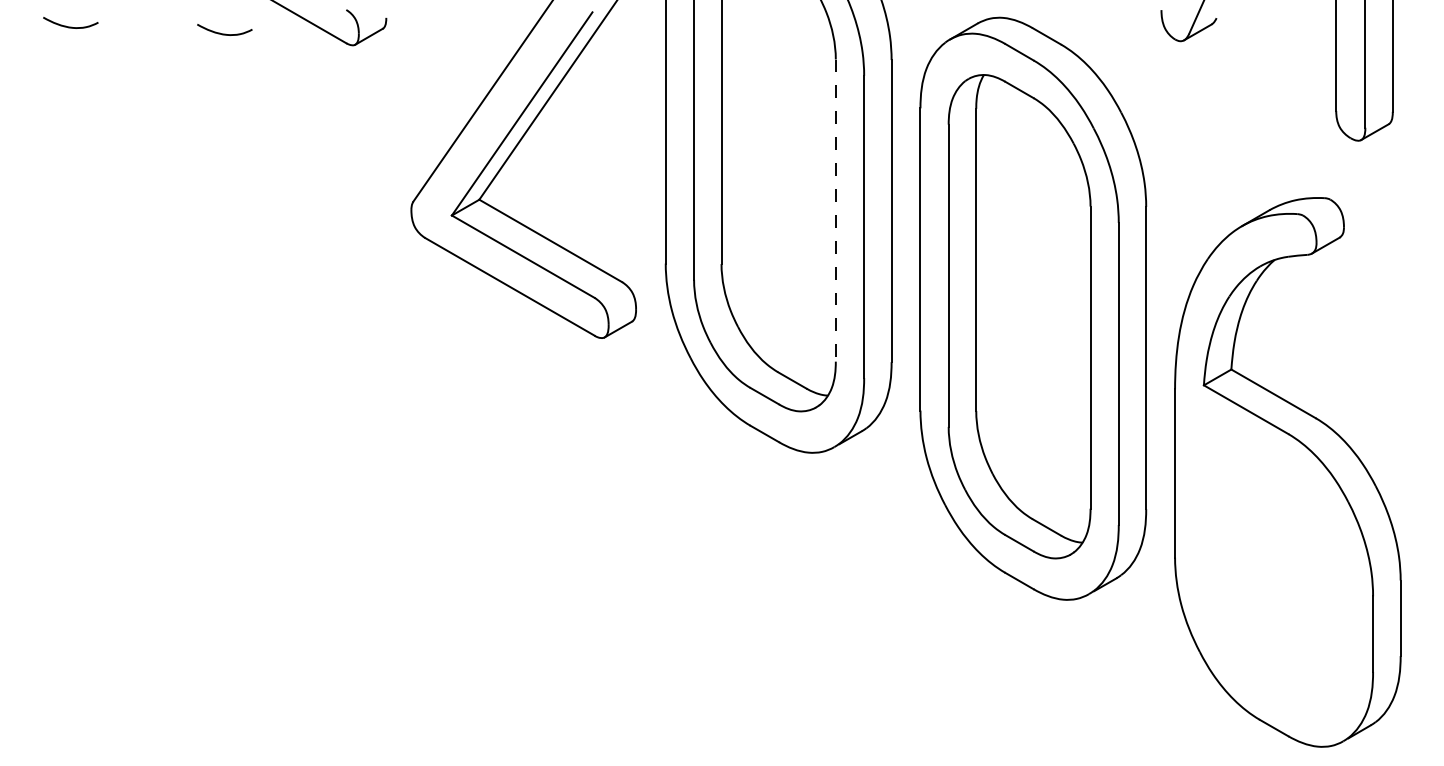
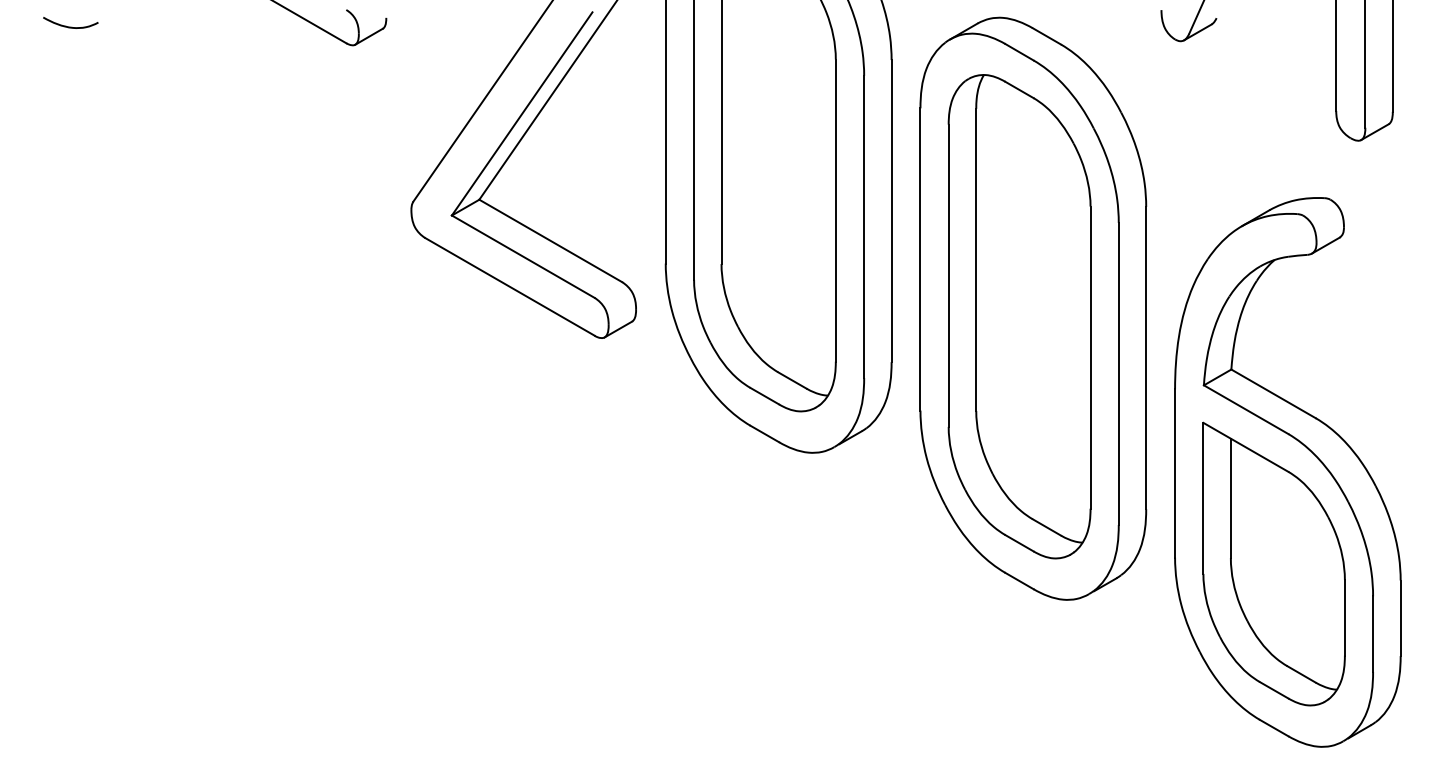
curve: present -> none (224, 33)
line: dashed -> solid (835, 211)
part: none -> present (1273, 563)
